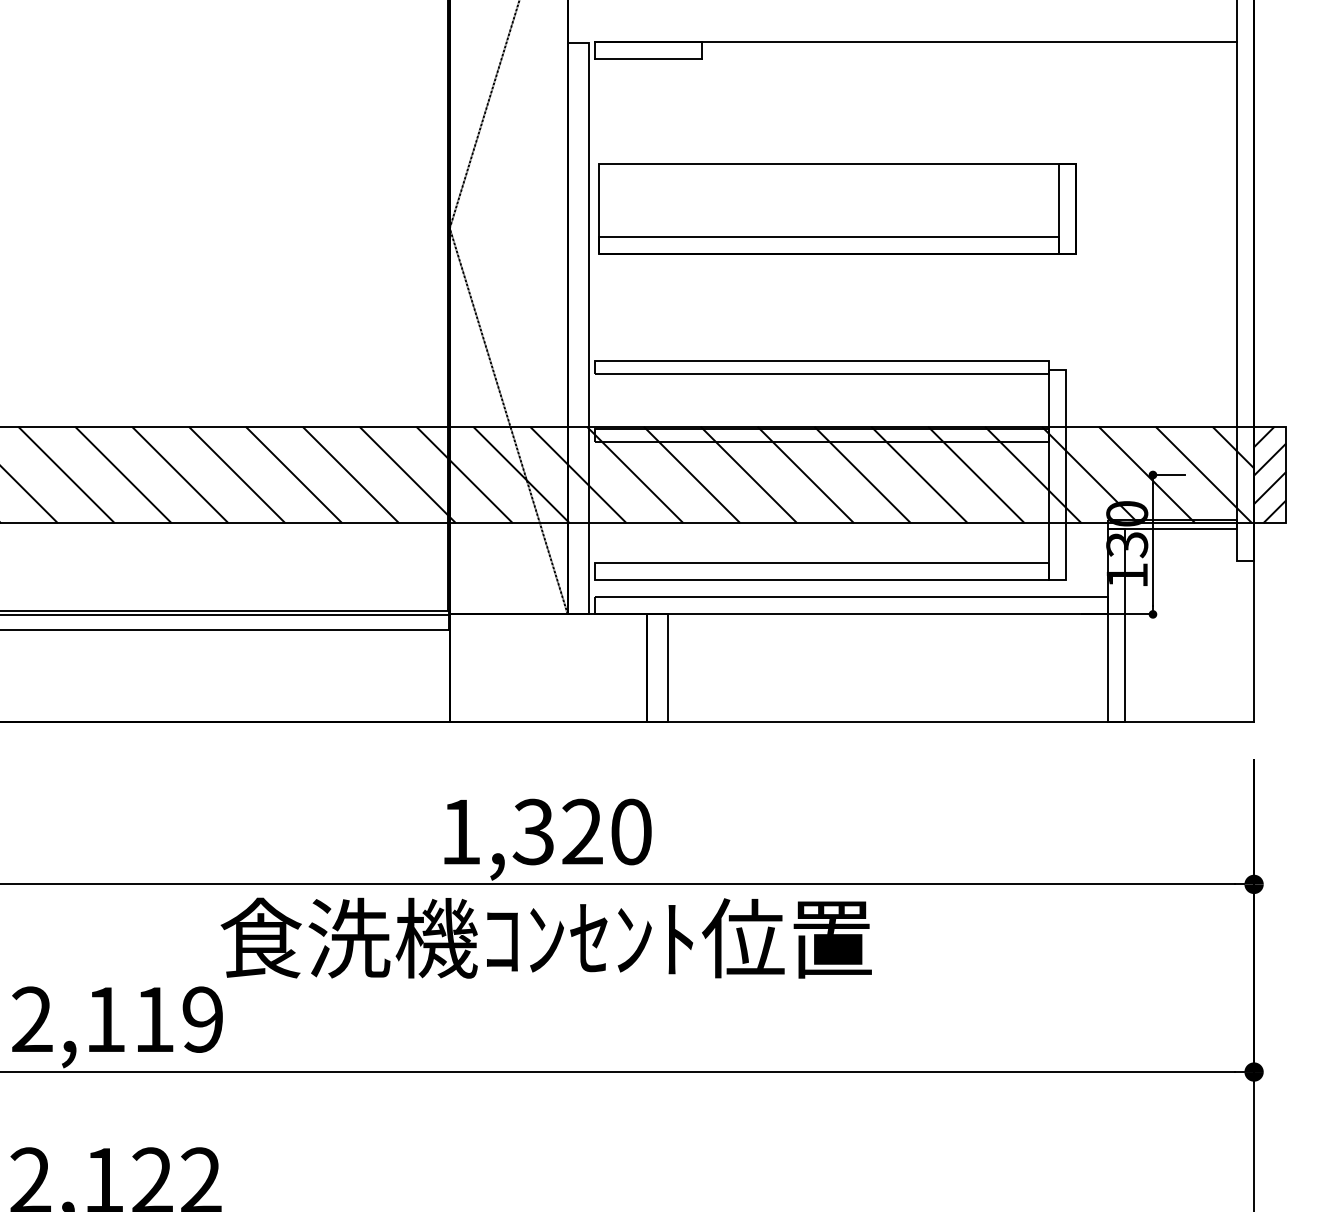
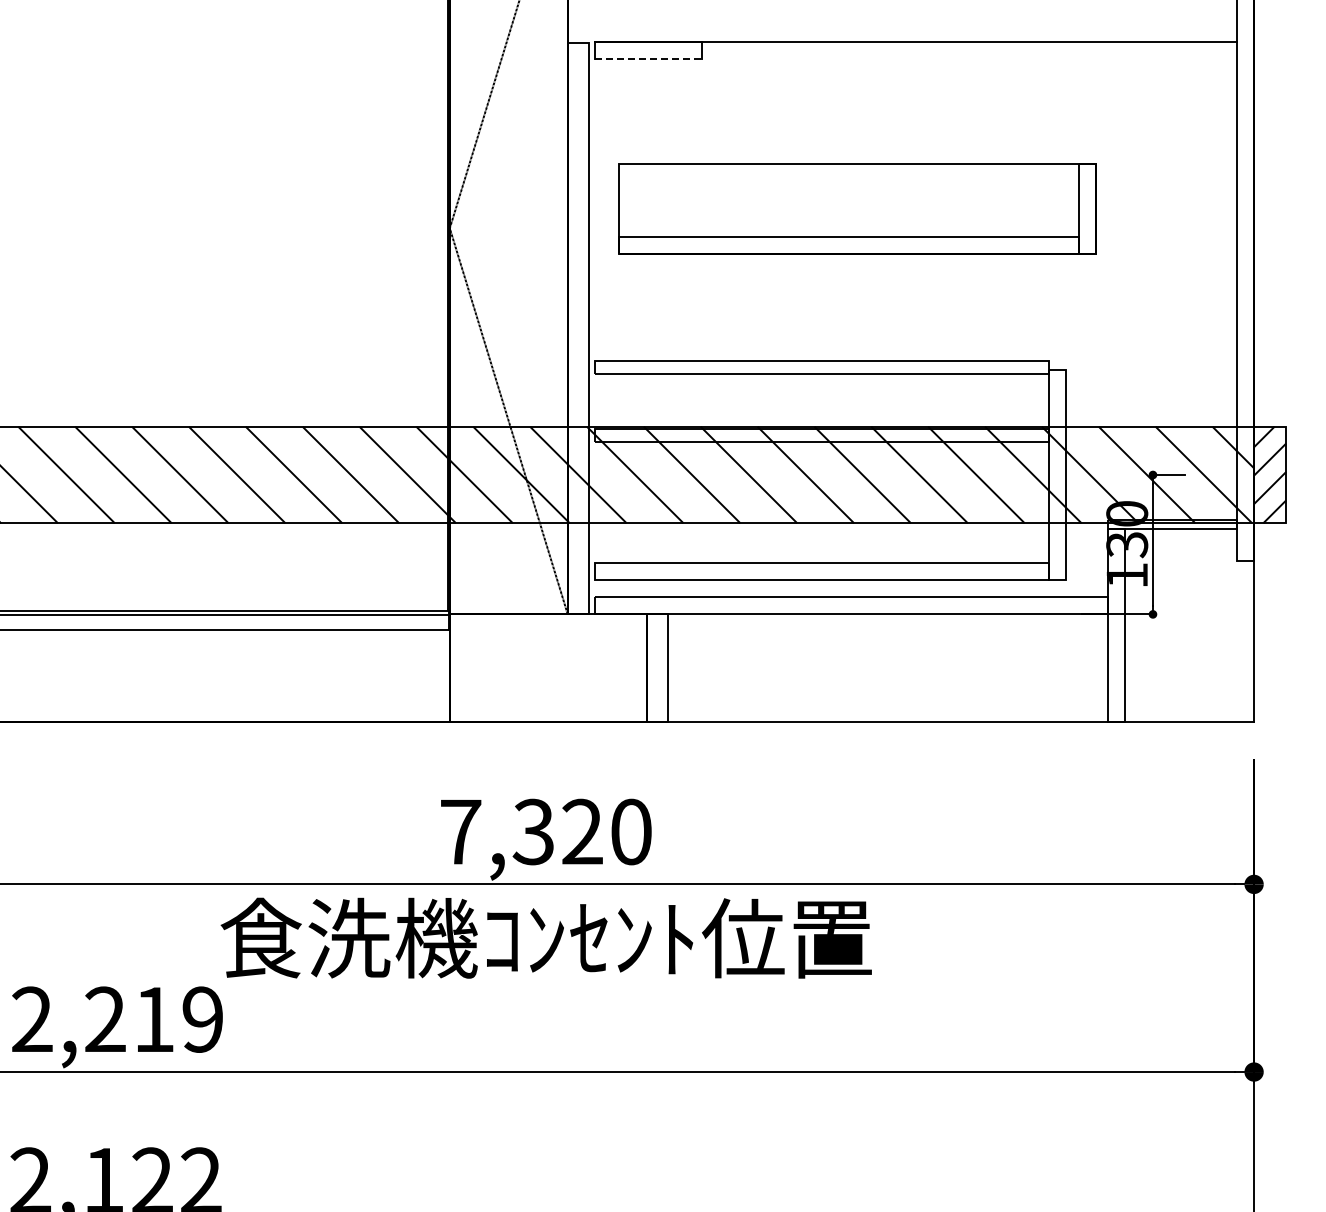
line: solid -> dashed (648, 58)
part position: (837, 208) -> (857, 208) (857, 208)
text: 1,320 -> 7,320 (461, 831)
text: 2,119 -> 2,219 (105, 1018)
